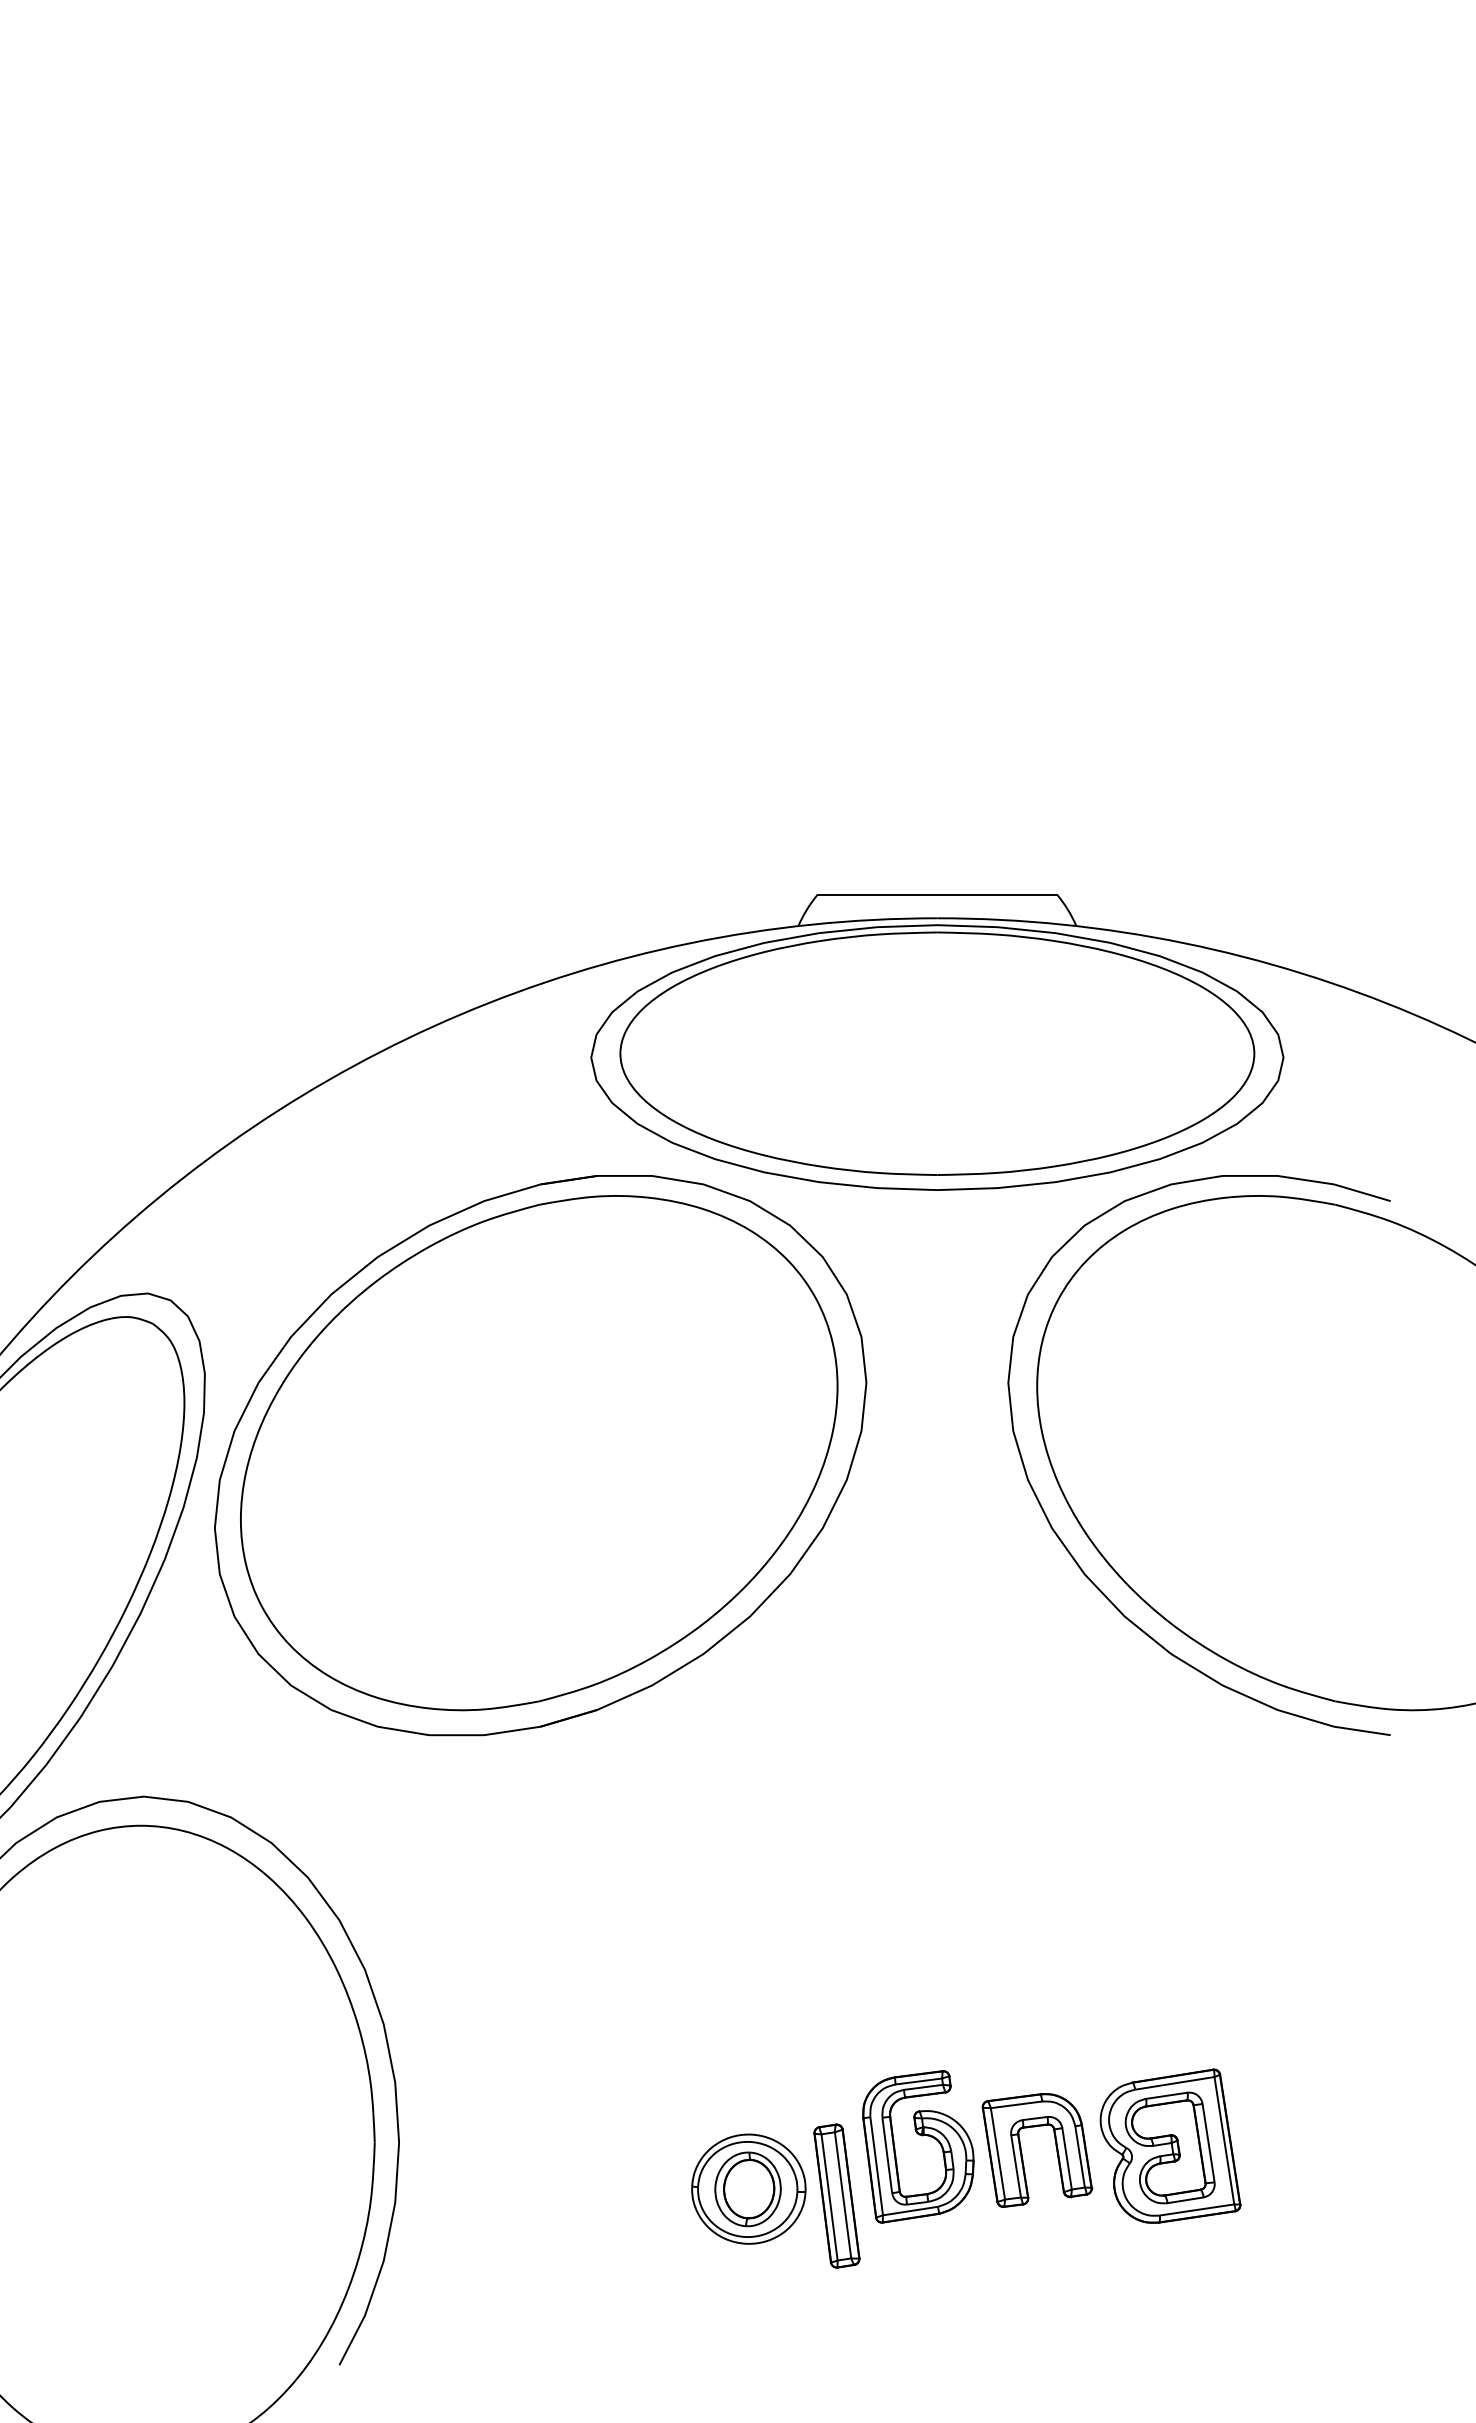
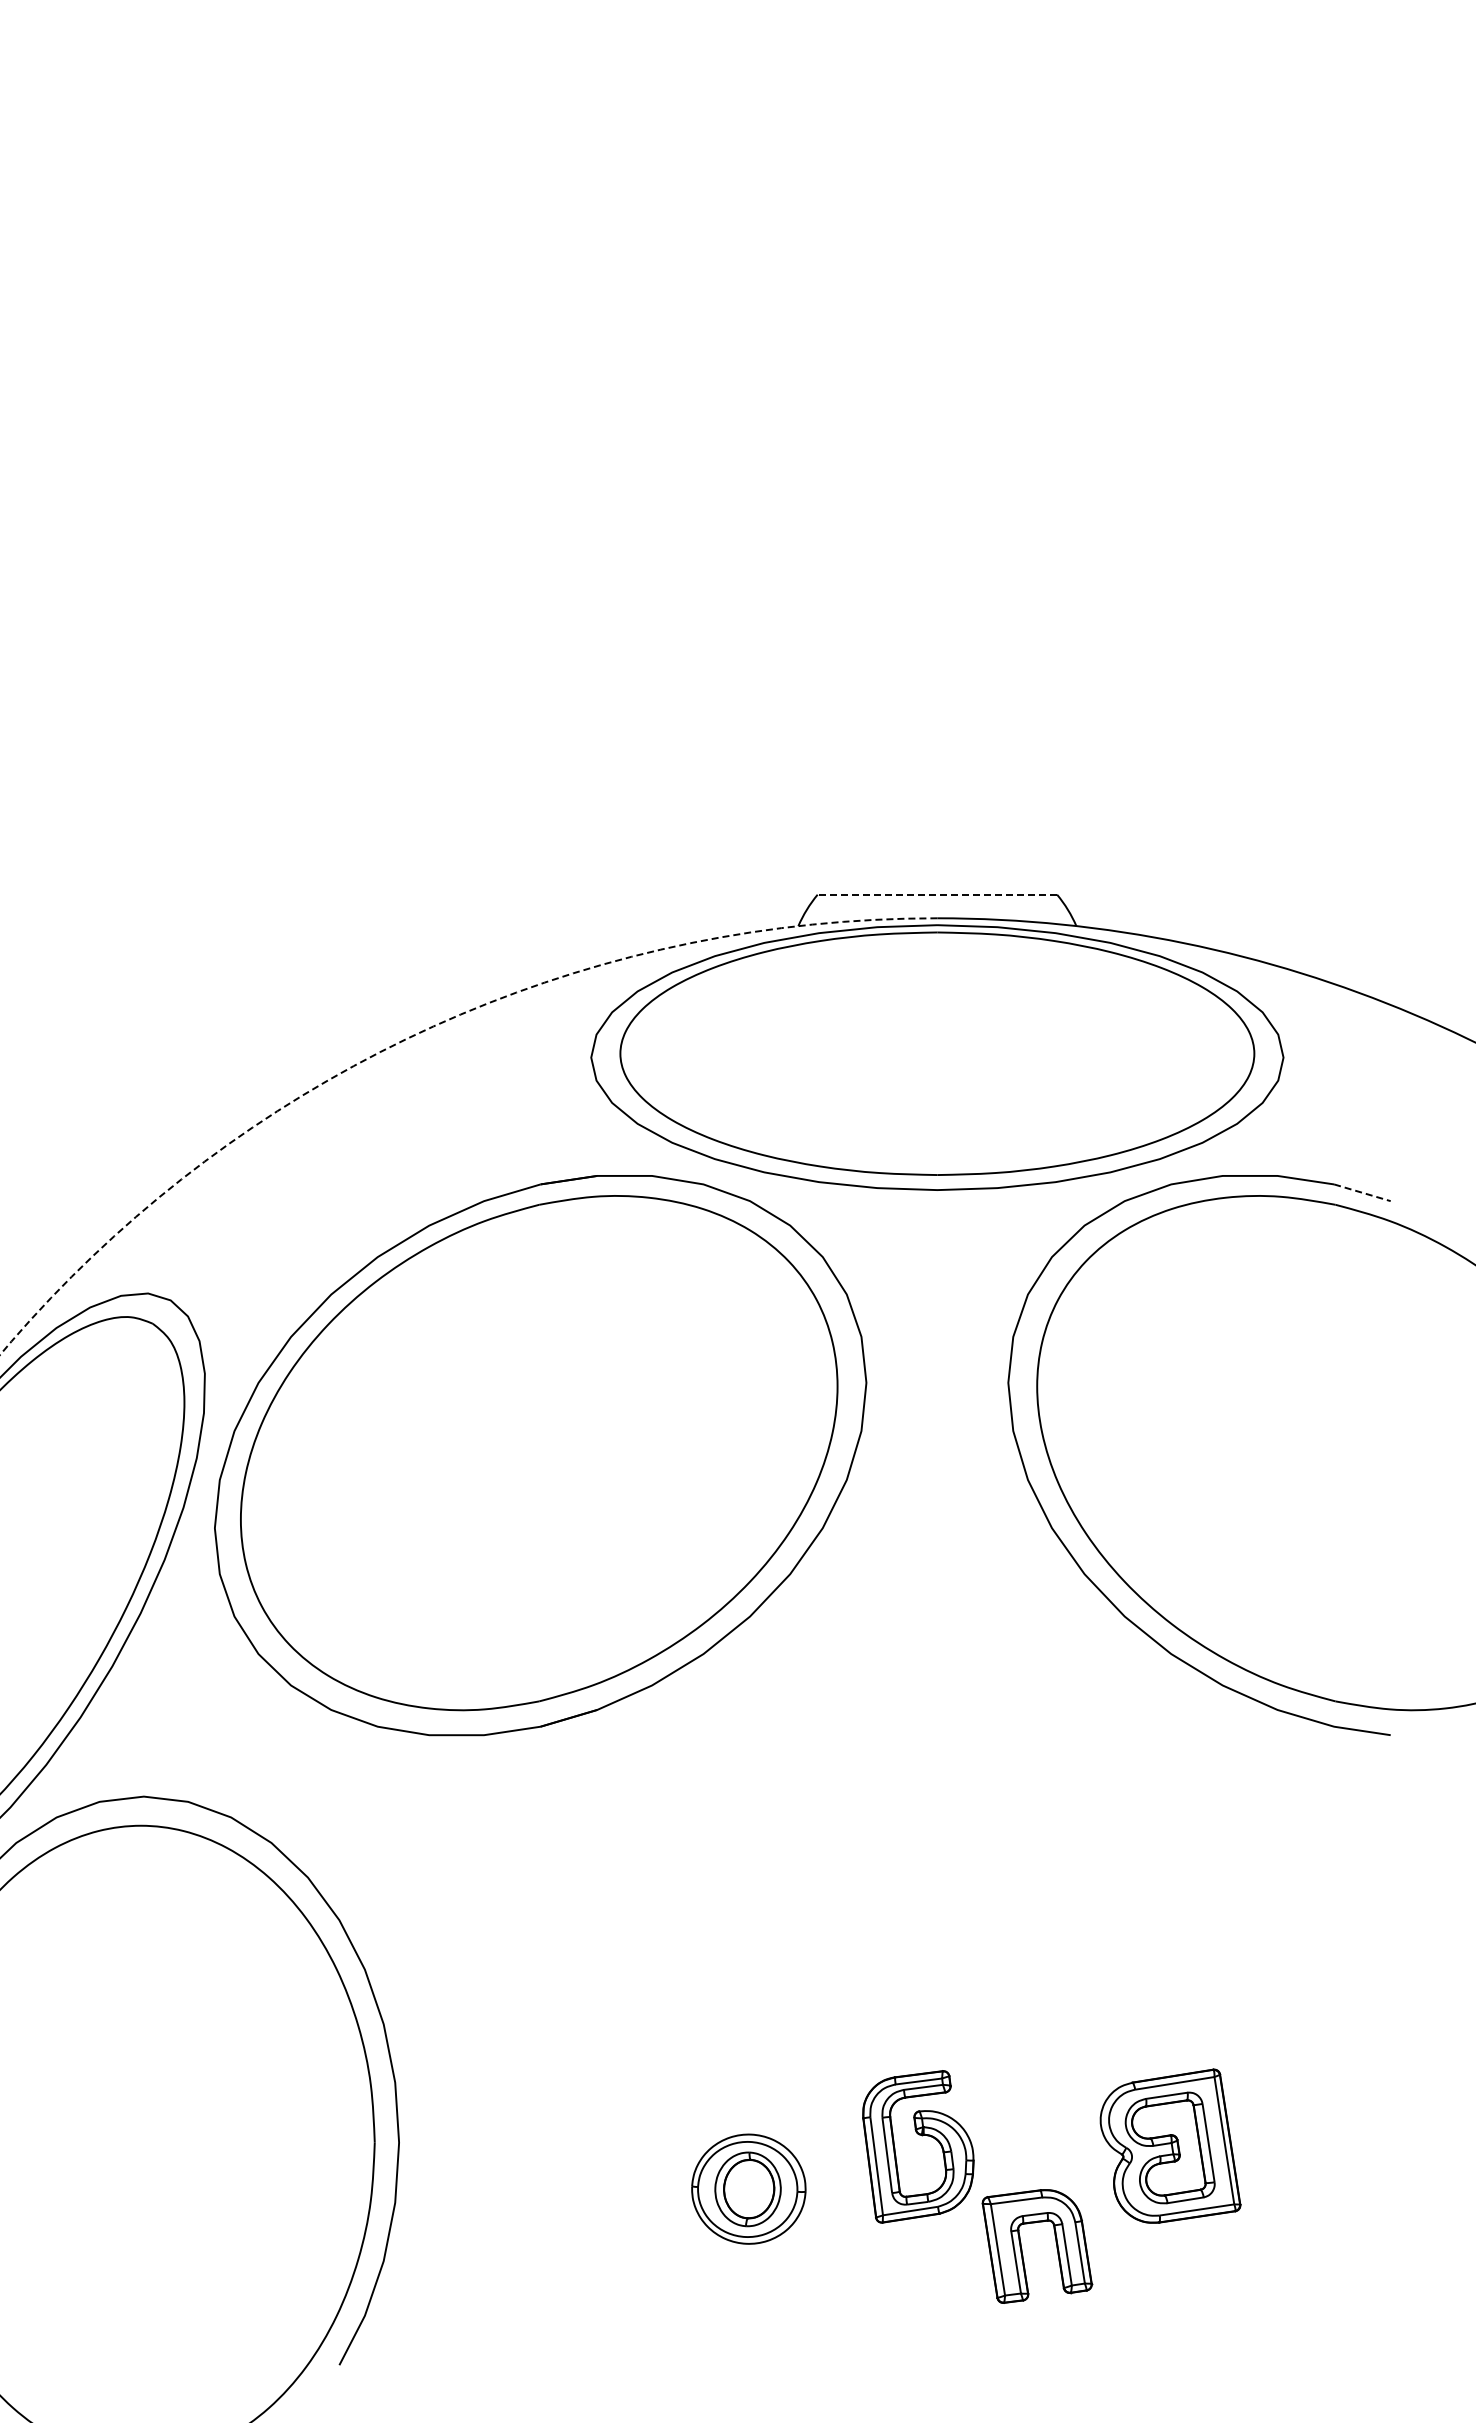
line: solid -> dashed (937, 894)
arc: solid -> dashed (419, 1033)
line: solid -> dashed (1362, 1192)
part position: (1022, 2152) -> (1022, 2248) (1022, 2248)
part: present -> none (836, 2195)
